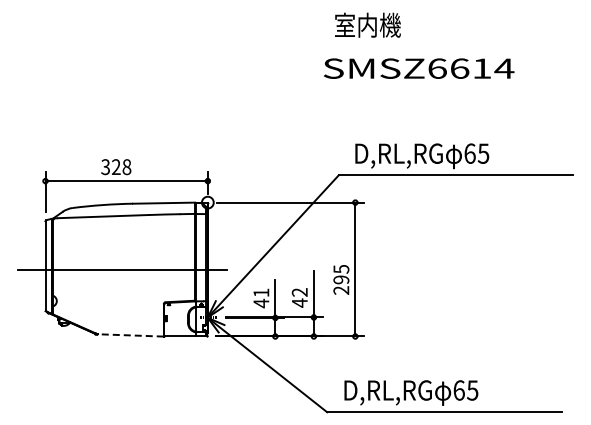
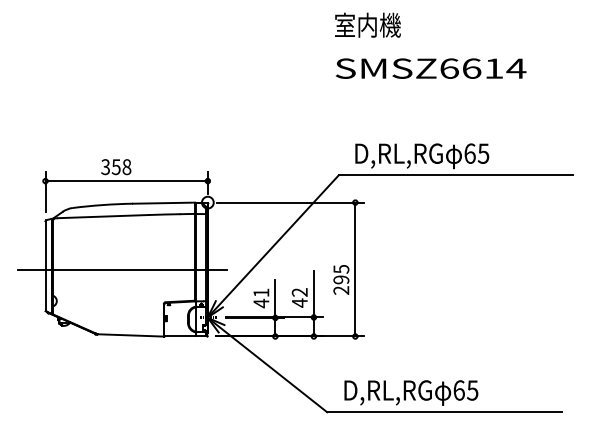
text position: (419, 68) -> (431, 68) (431, 68)
text: 328 -> 358 (115, 167)
line: dashed -> solid (130, 335)
